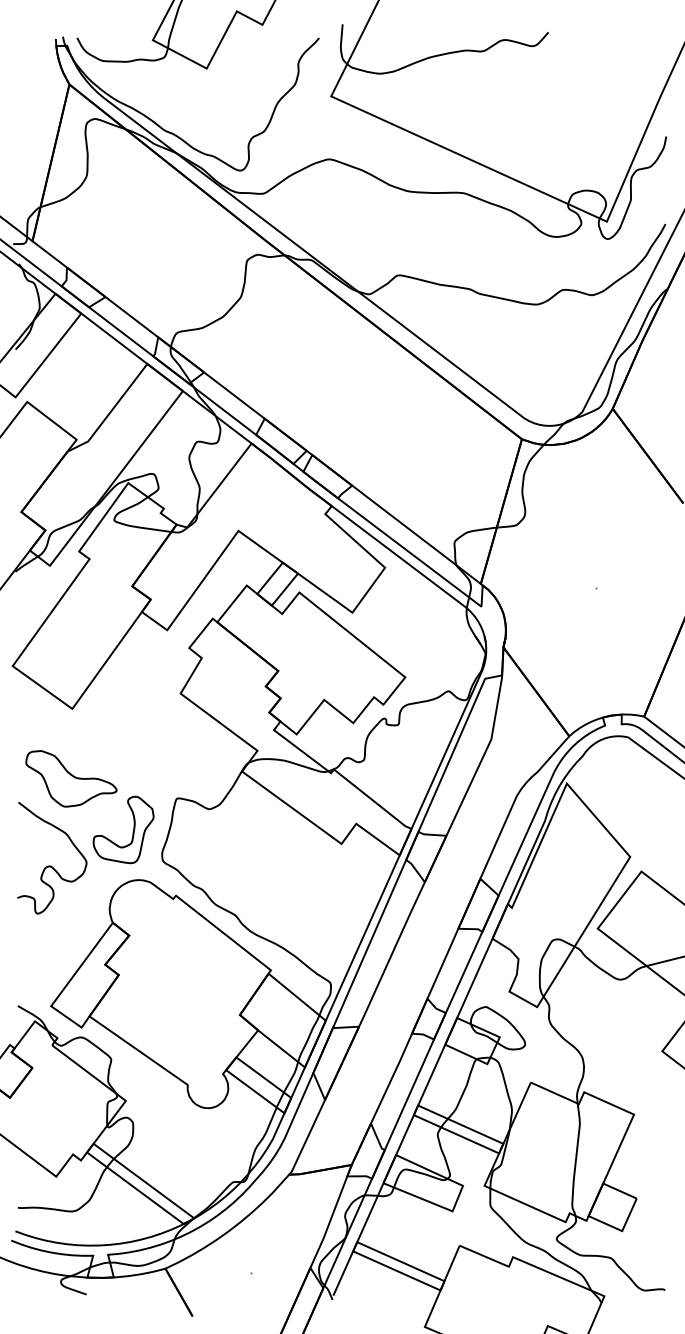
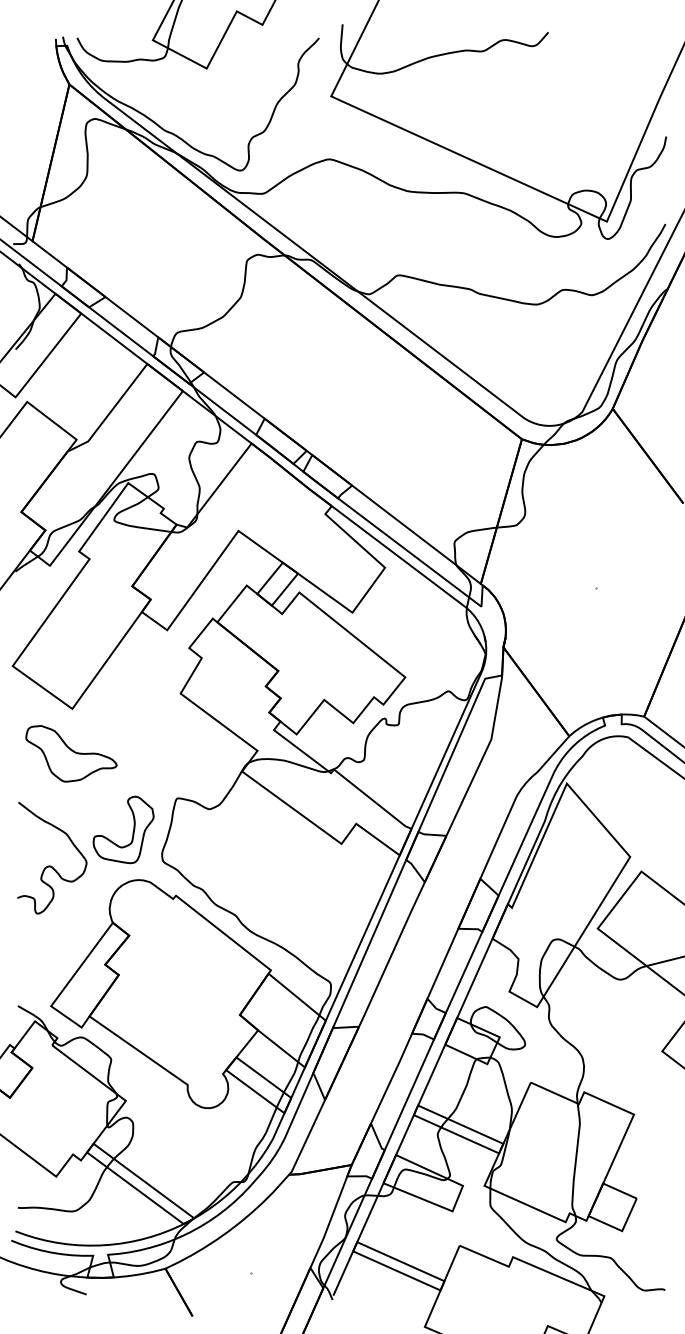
part position: (71, 778) -> (71, 753) (71, 753)
